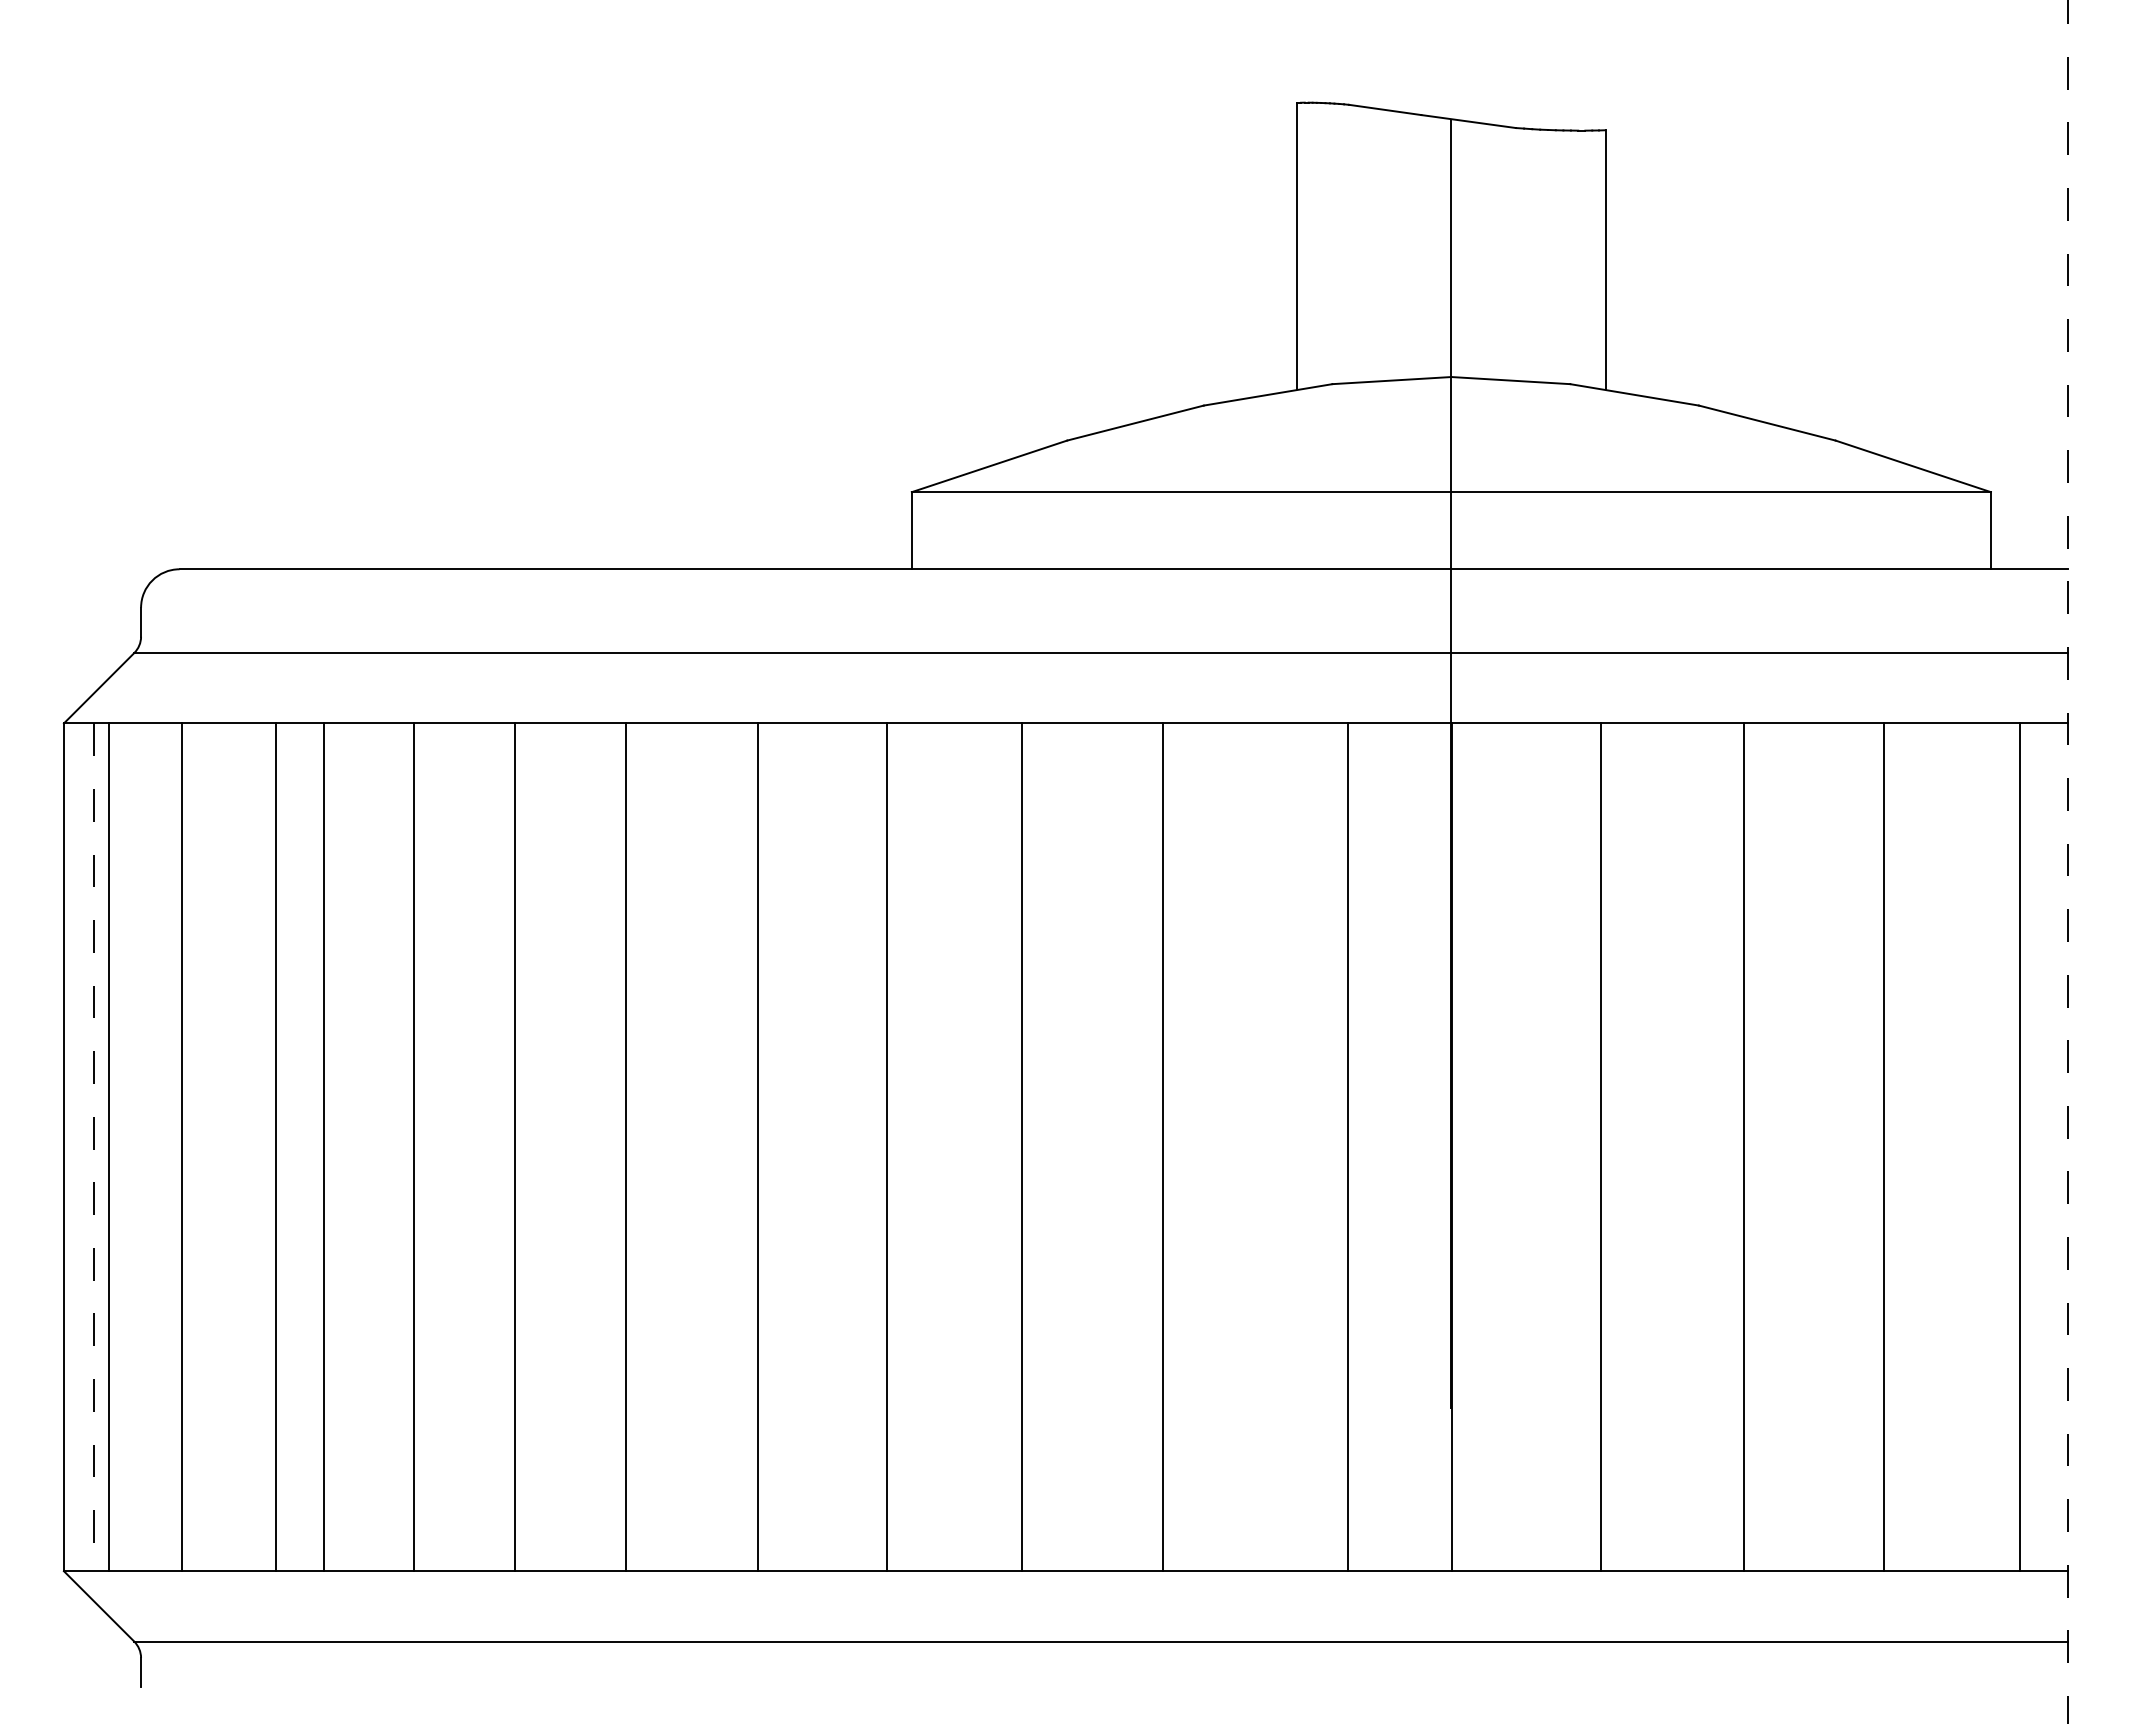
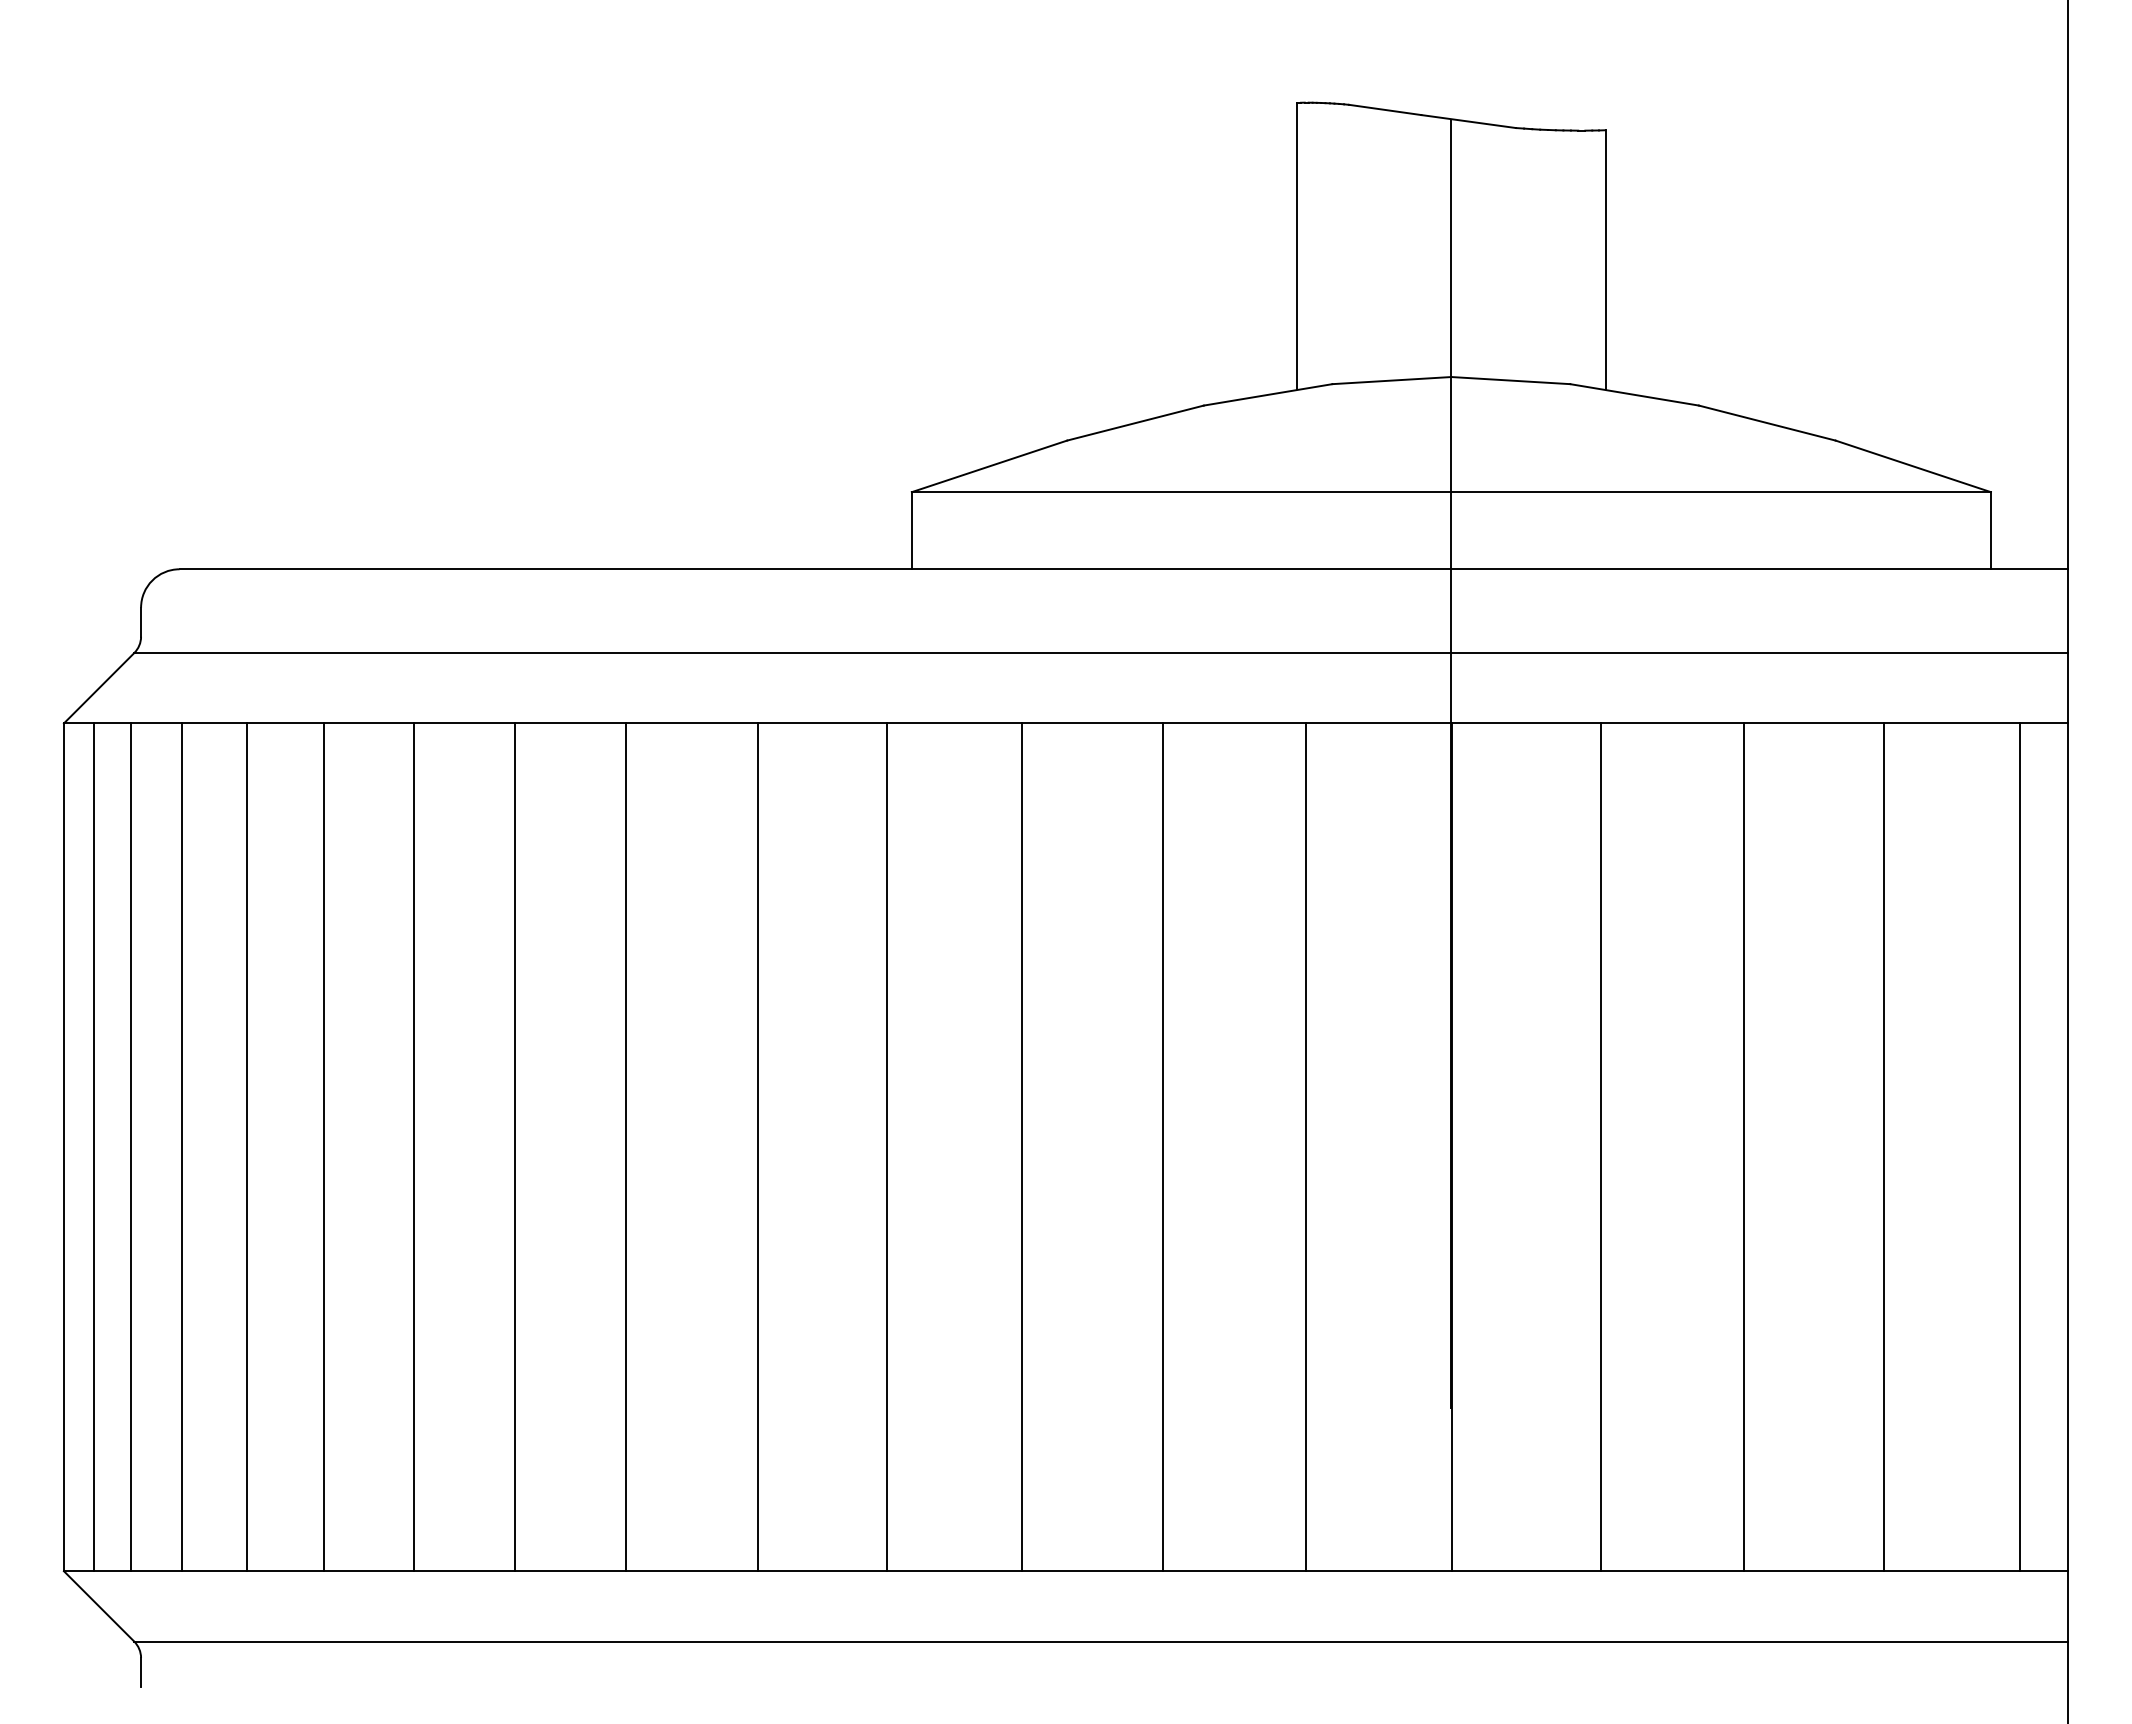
line: dashed -> solid (2068, 862)
line: dashed -> solid (93, 1147)
line position: (108, 1147) -> (130, 1147) (130, 1147)
line position: (275, 1147) -> (246, 1147) (246, 1147)
line position: (1348, 1147) -> (1306, 1147) (1306, 1147)
